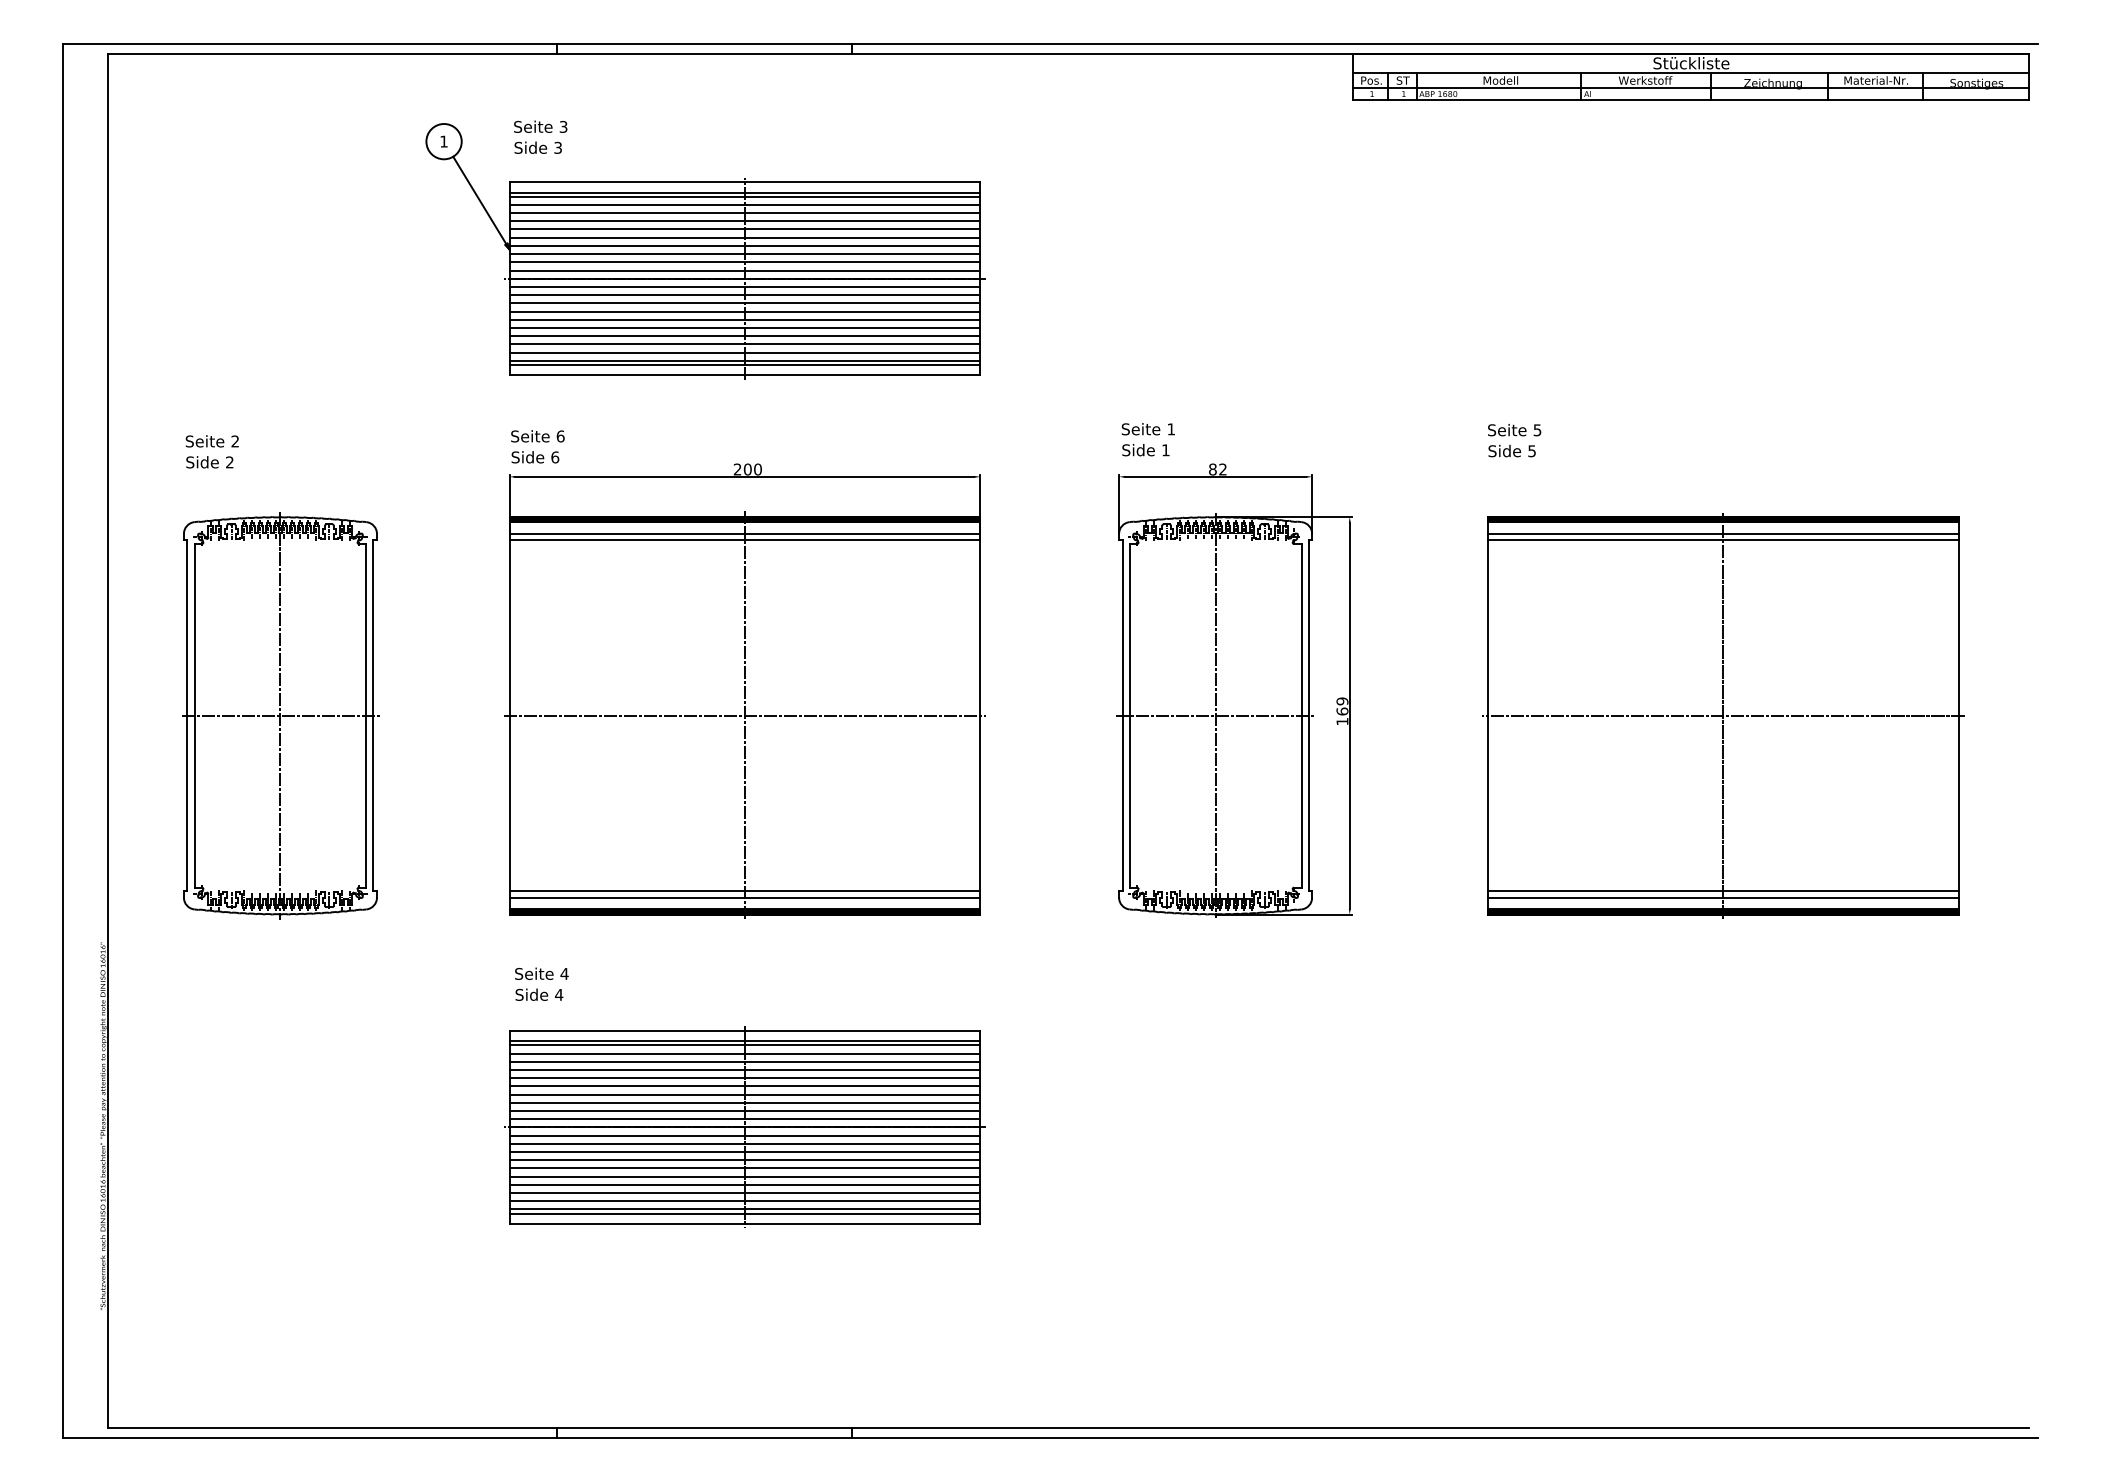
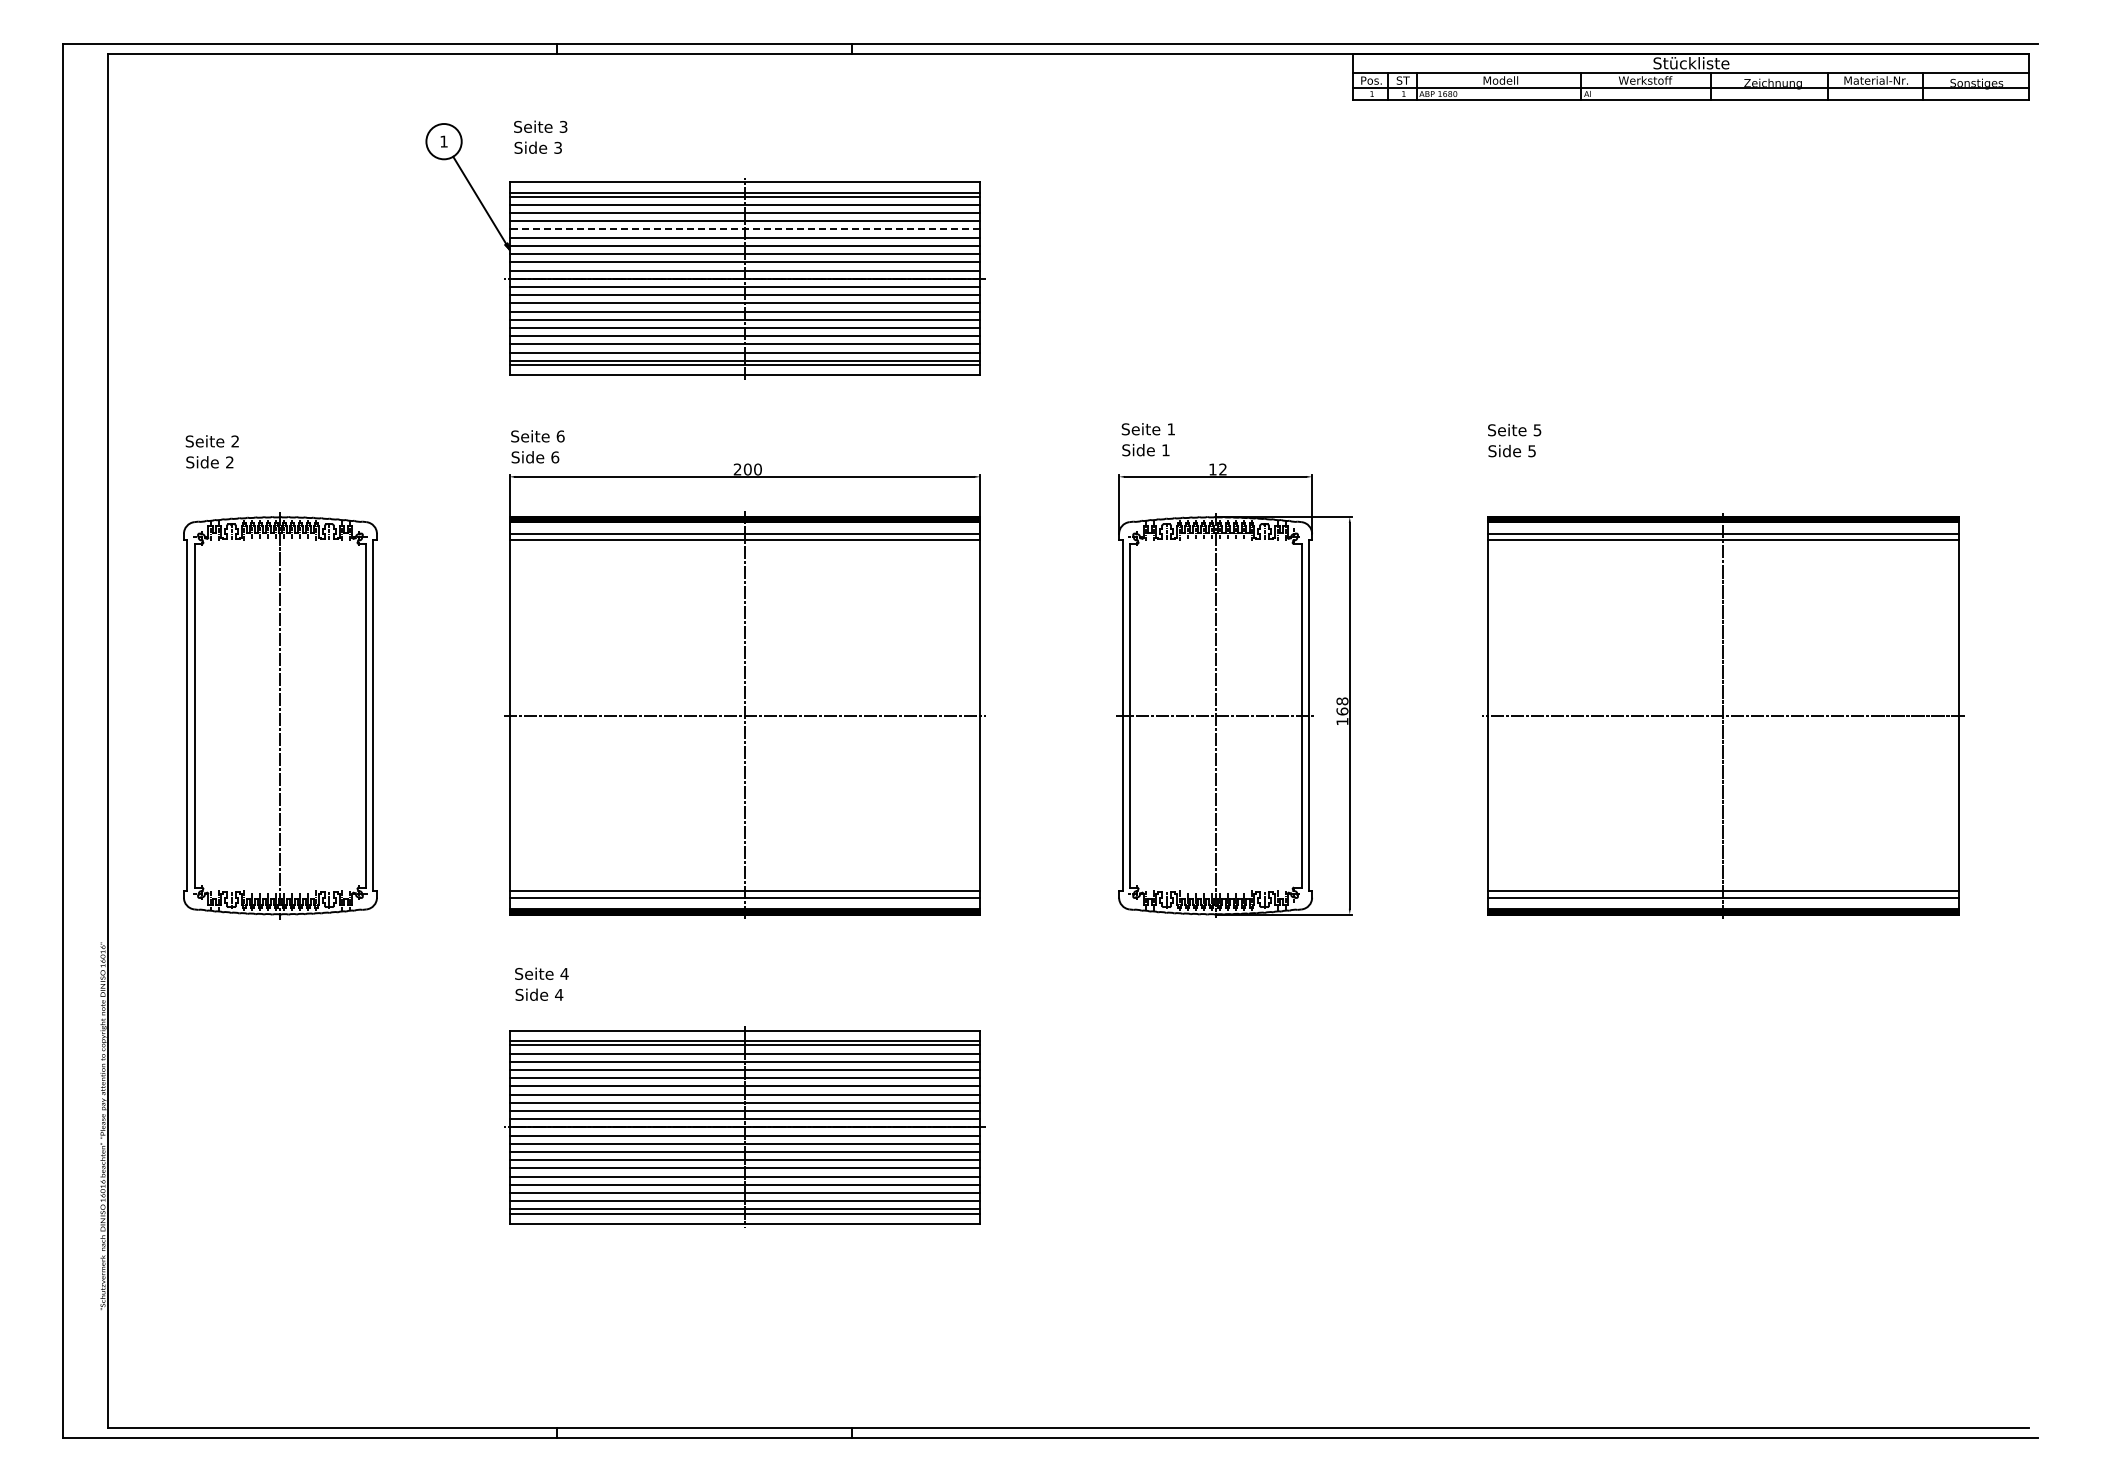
line: solid -> dashed (744, 229)
text: 82 -> 12 (1212, 469)
text: 169 -> 168 (1342, 701)
line: present -> none (280, 715)
